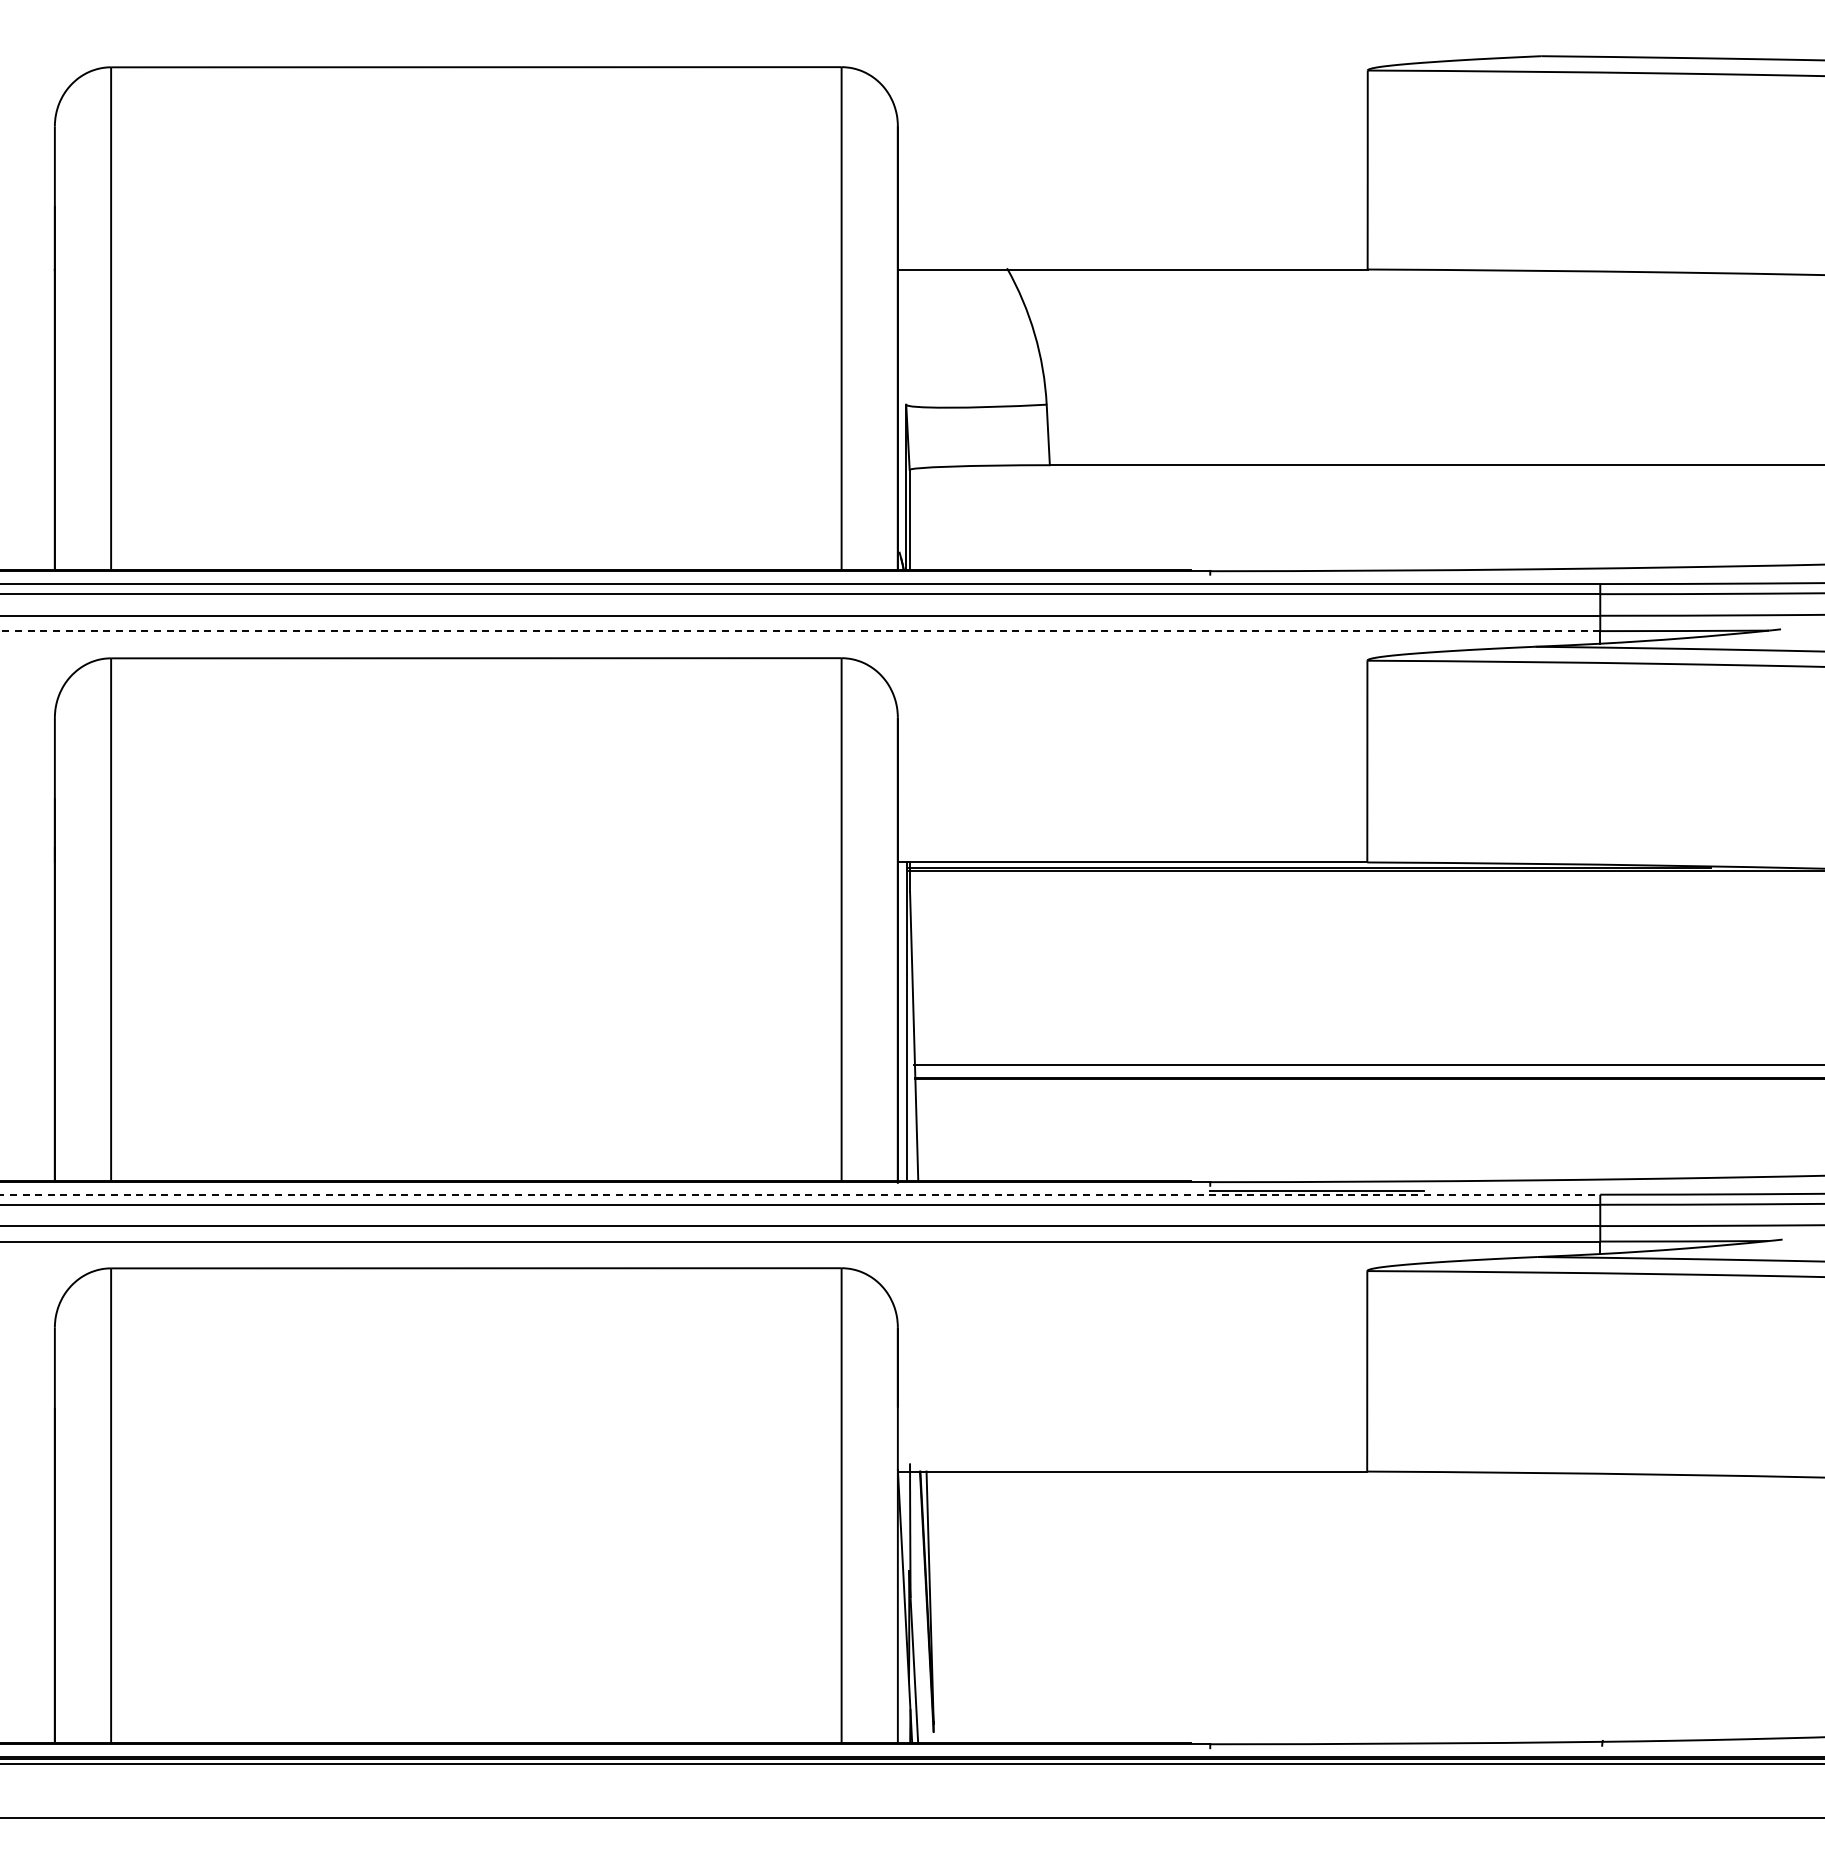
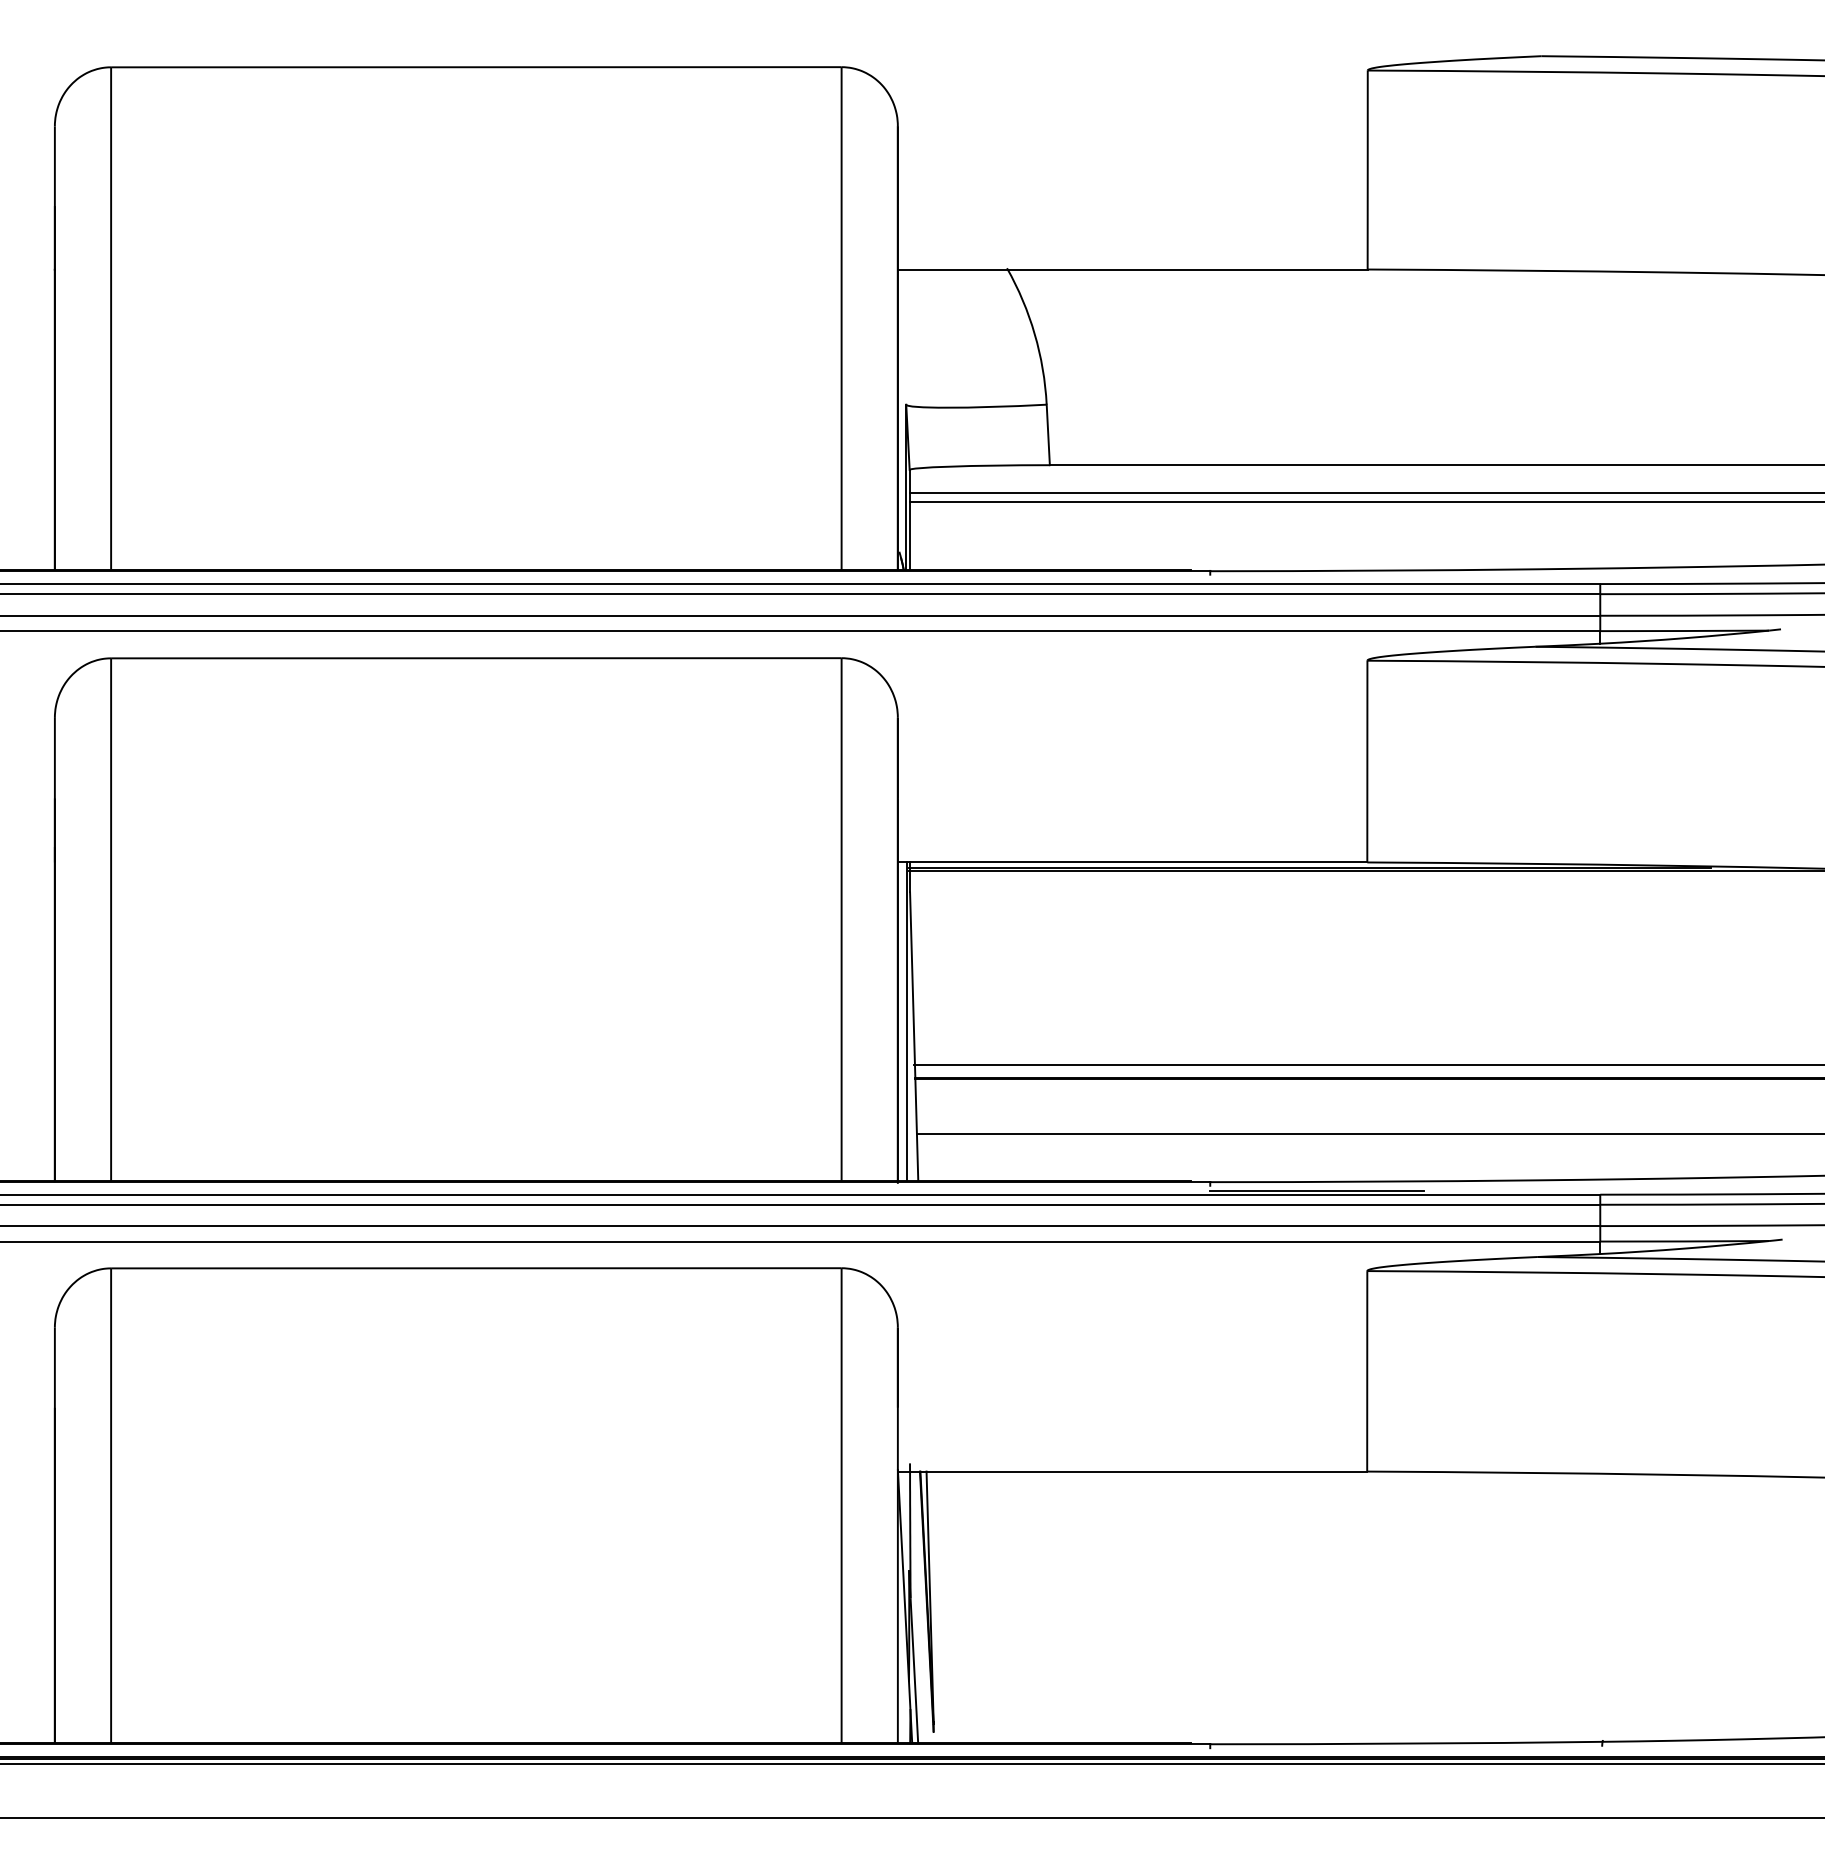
line: none -> present (1365, 493)
line: none -> present (1365, 501)
line: dashed -> solid (800, 631)
line: none -> present (1368, 1133)
line: dashed -> solid (800, 1194)
